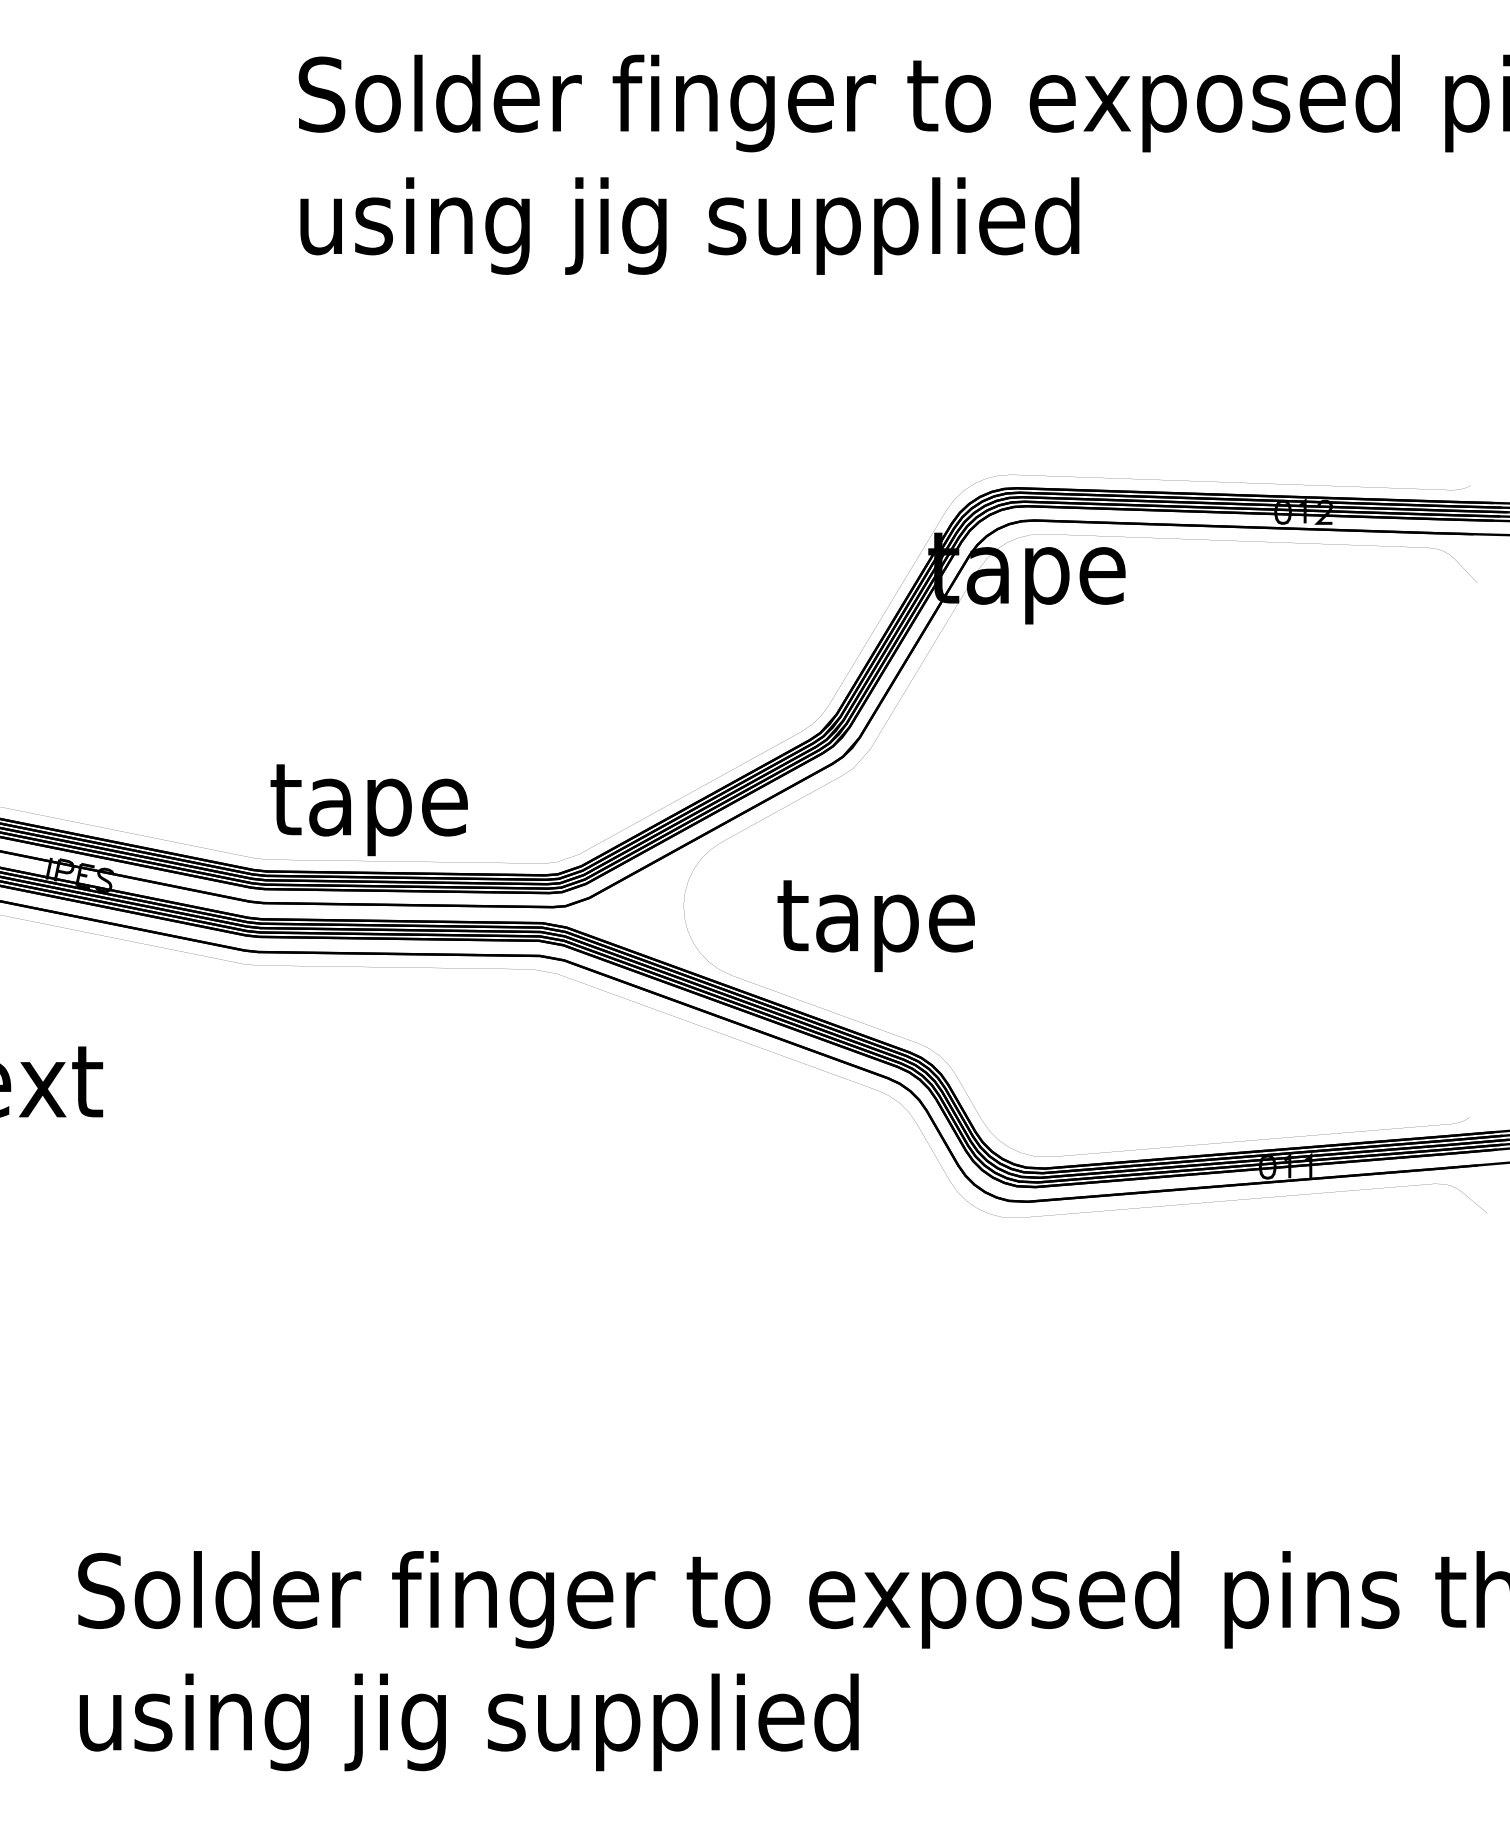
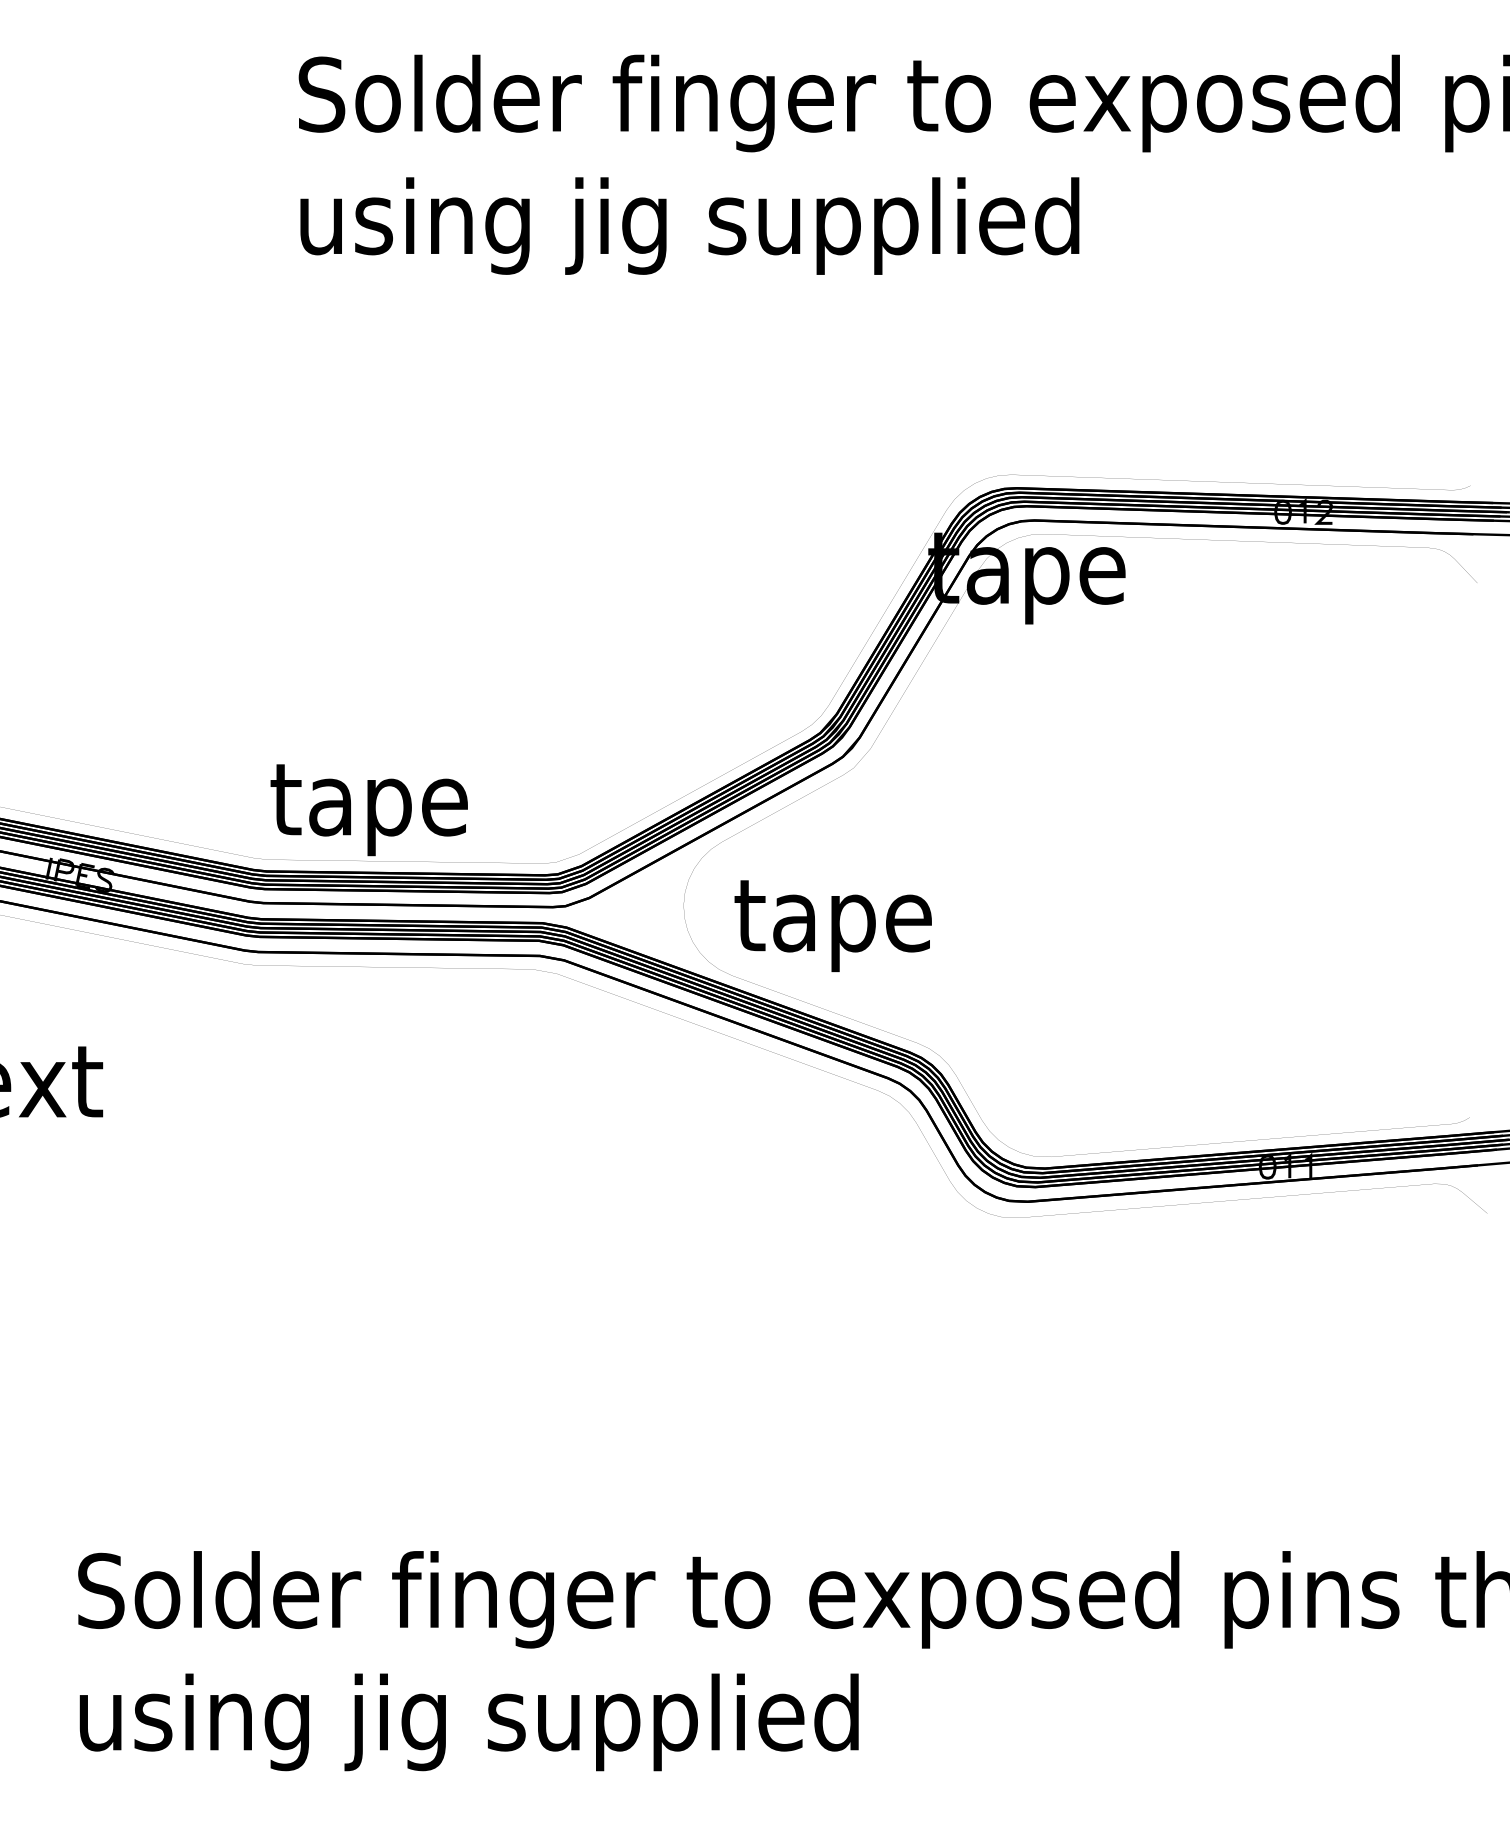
text position: (875, 926) -> (832, 926) (832, 926)
